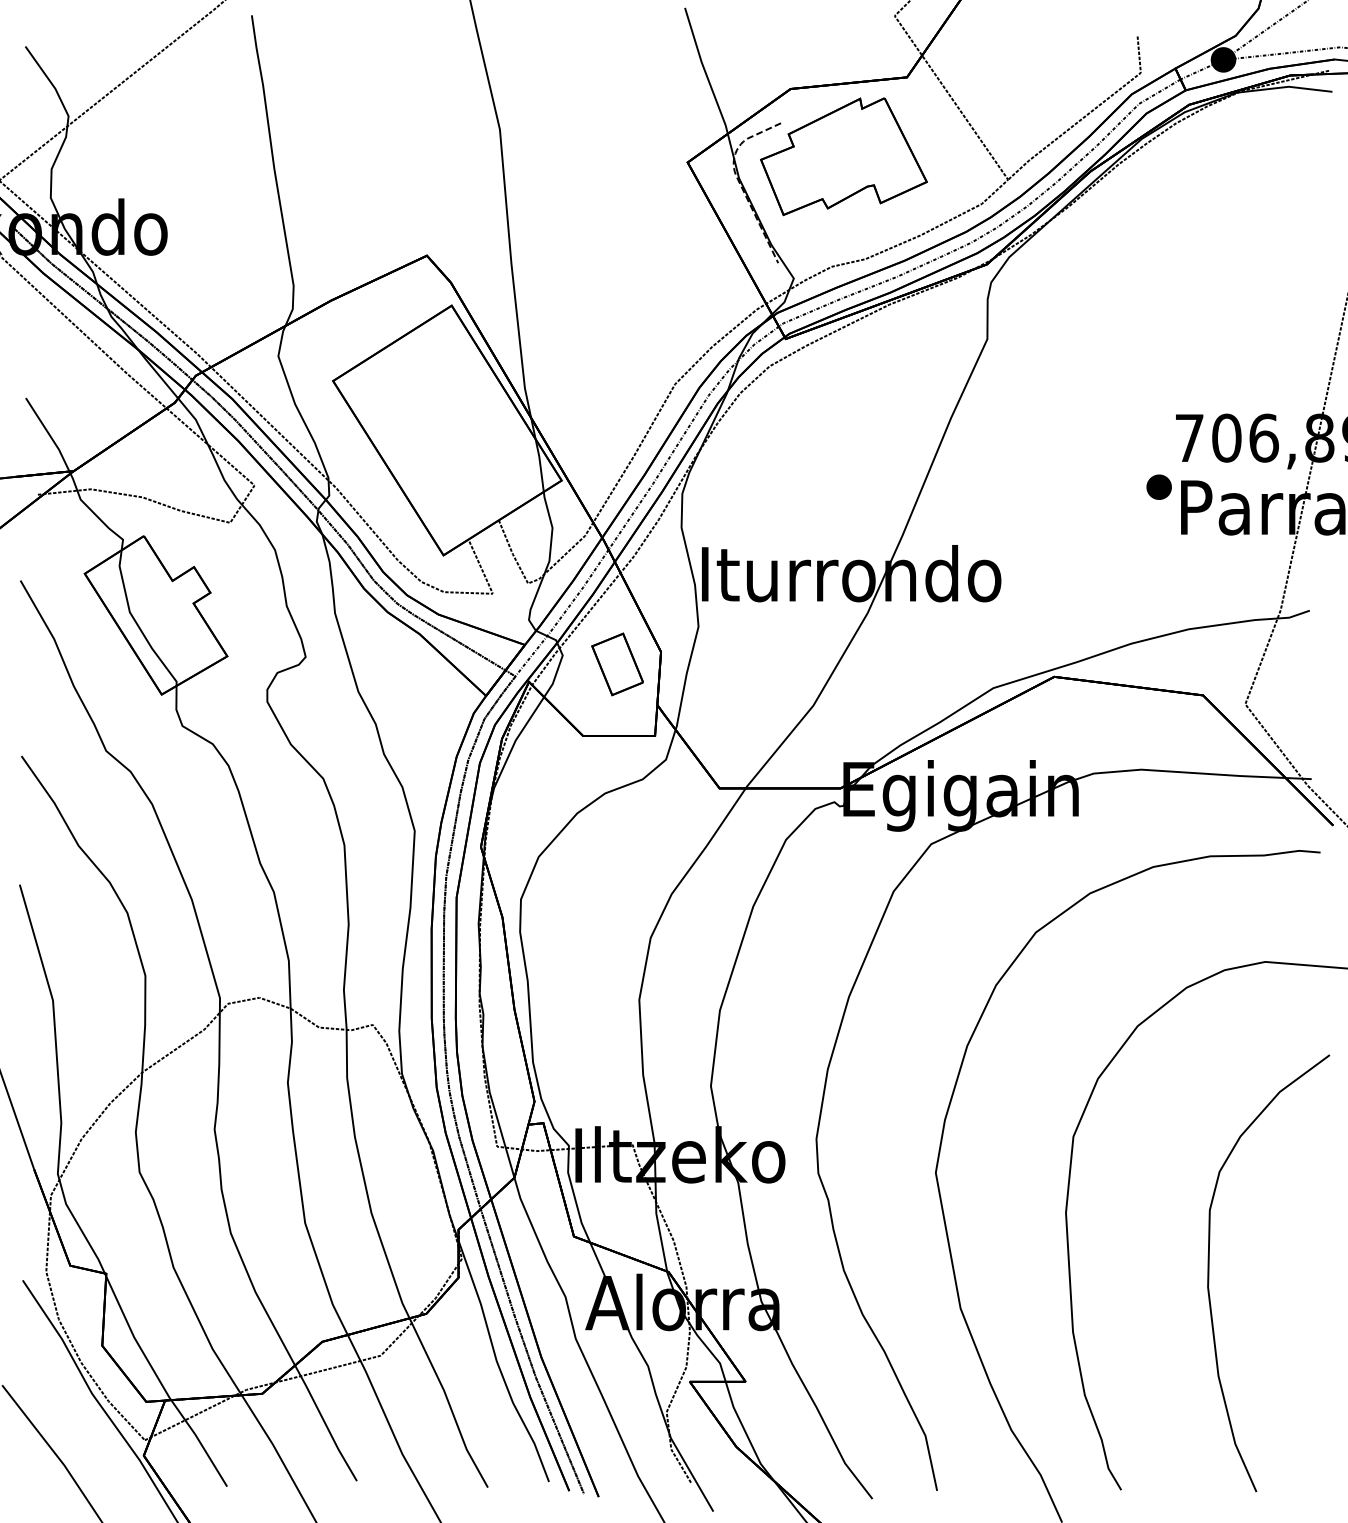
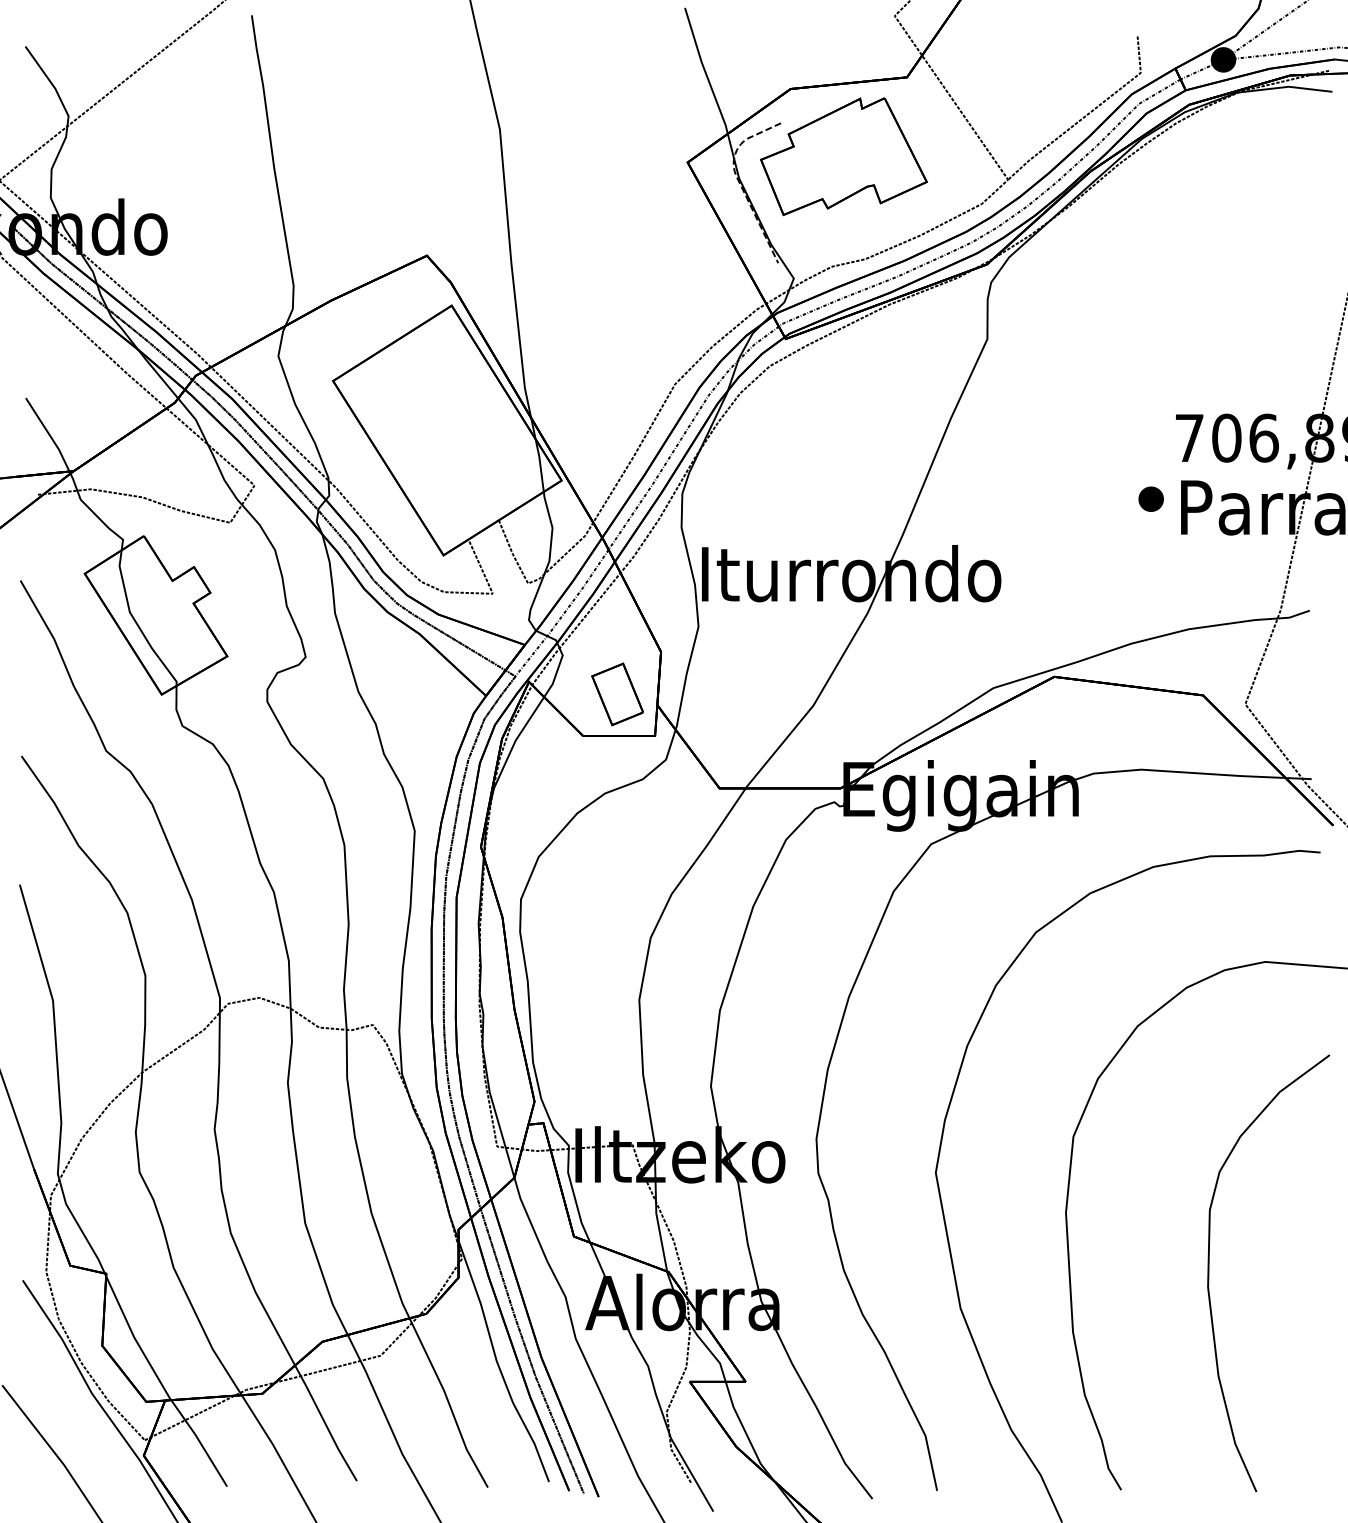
part position: (1158, 486) -> (1150, 498) (1150, 498)
part position: (617, 664) -> (617, 694) (617, 694)
